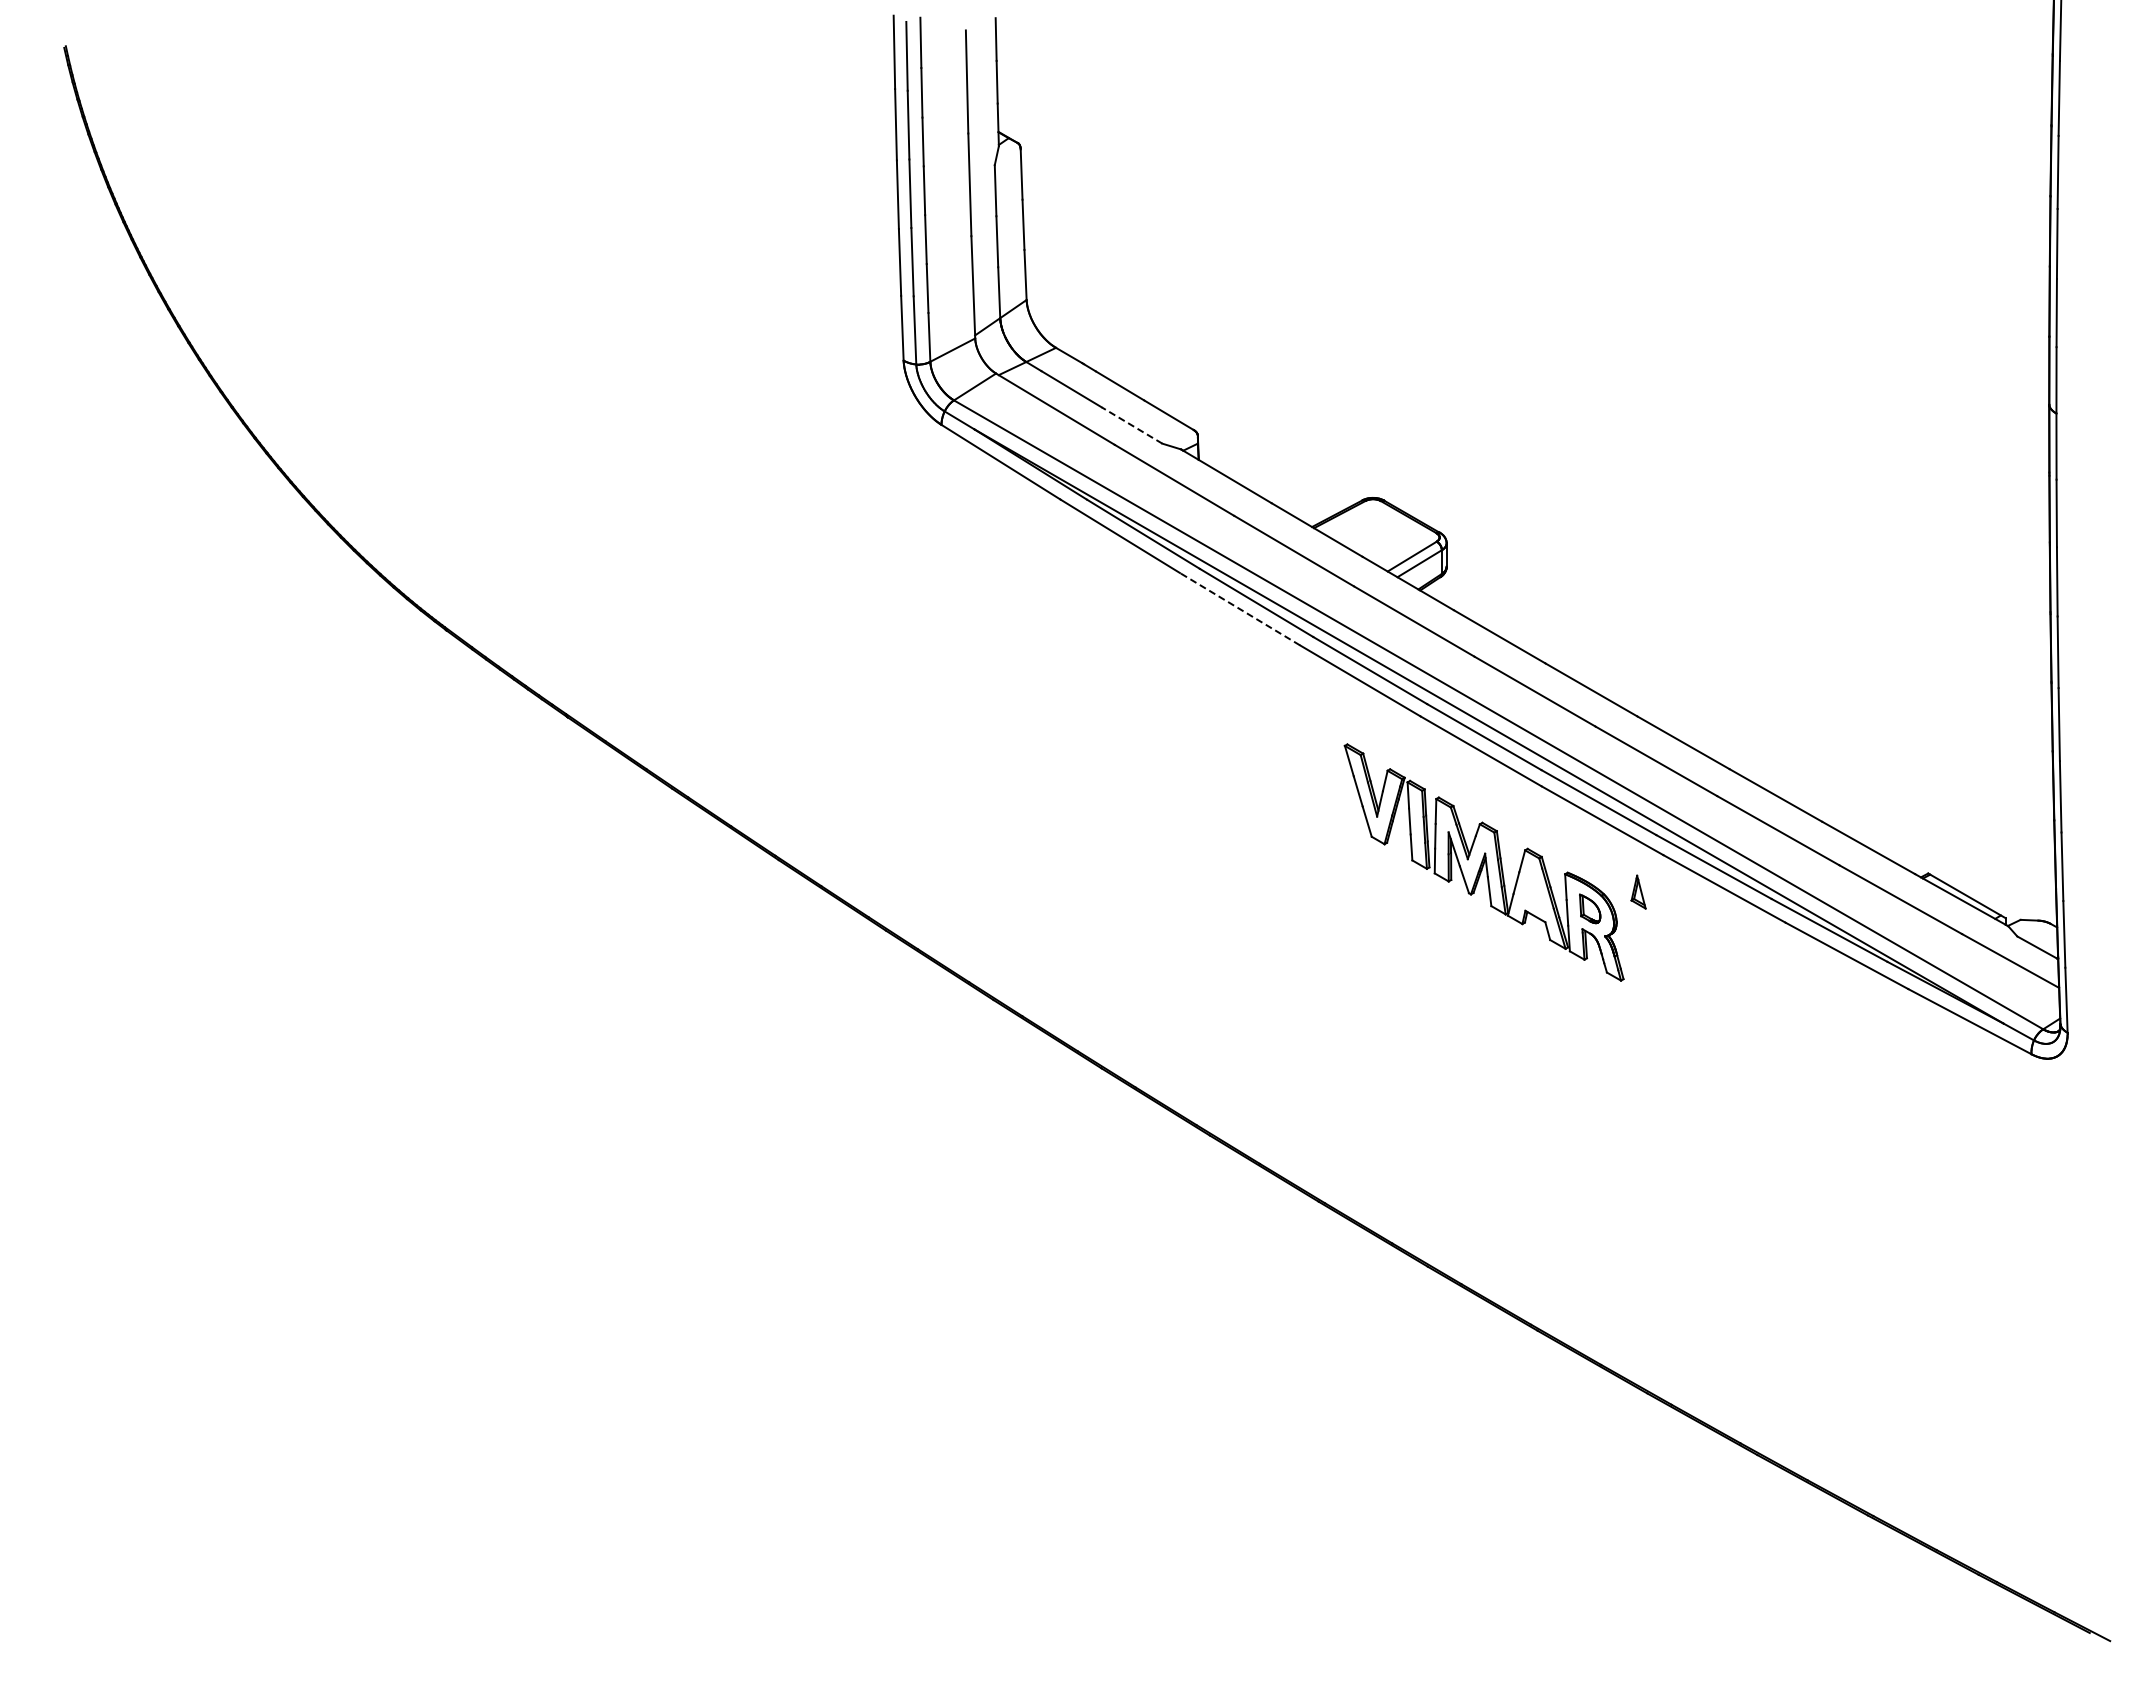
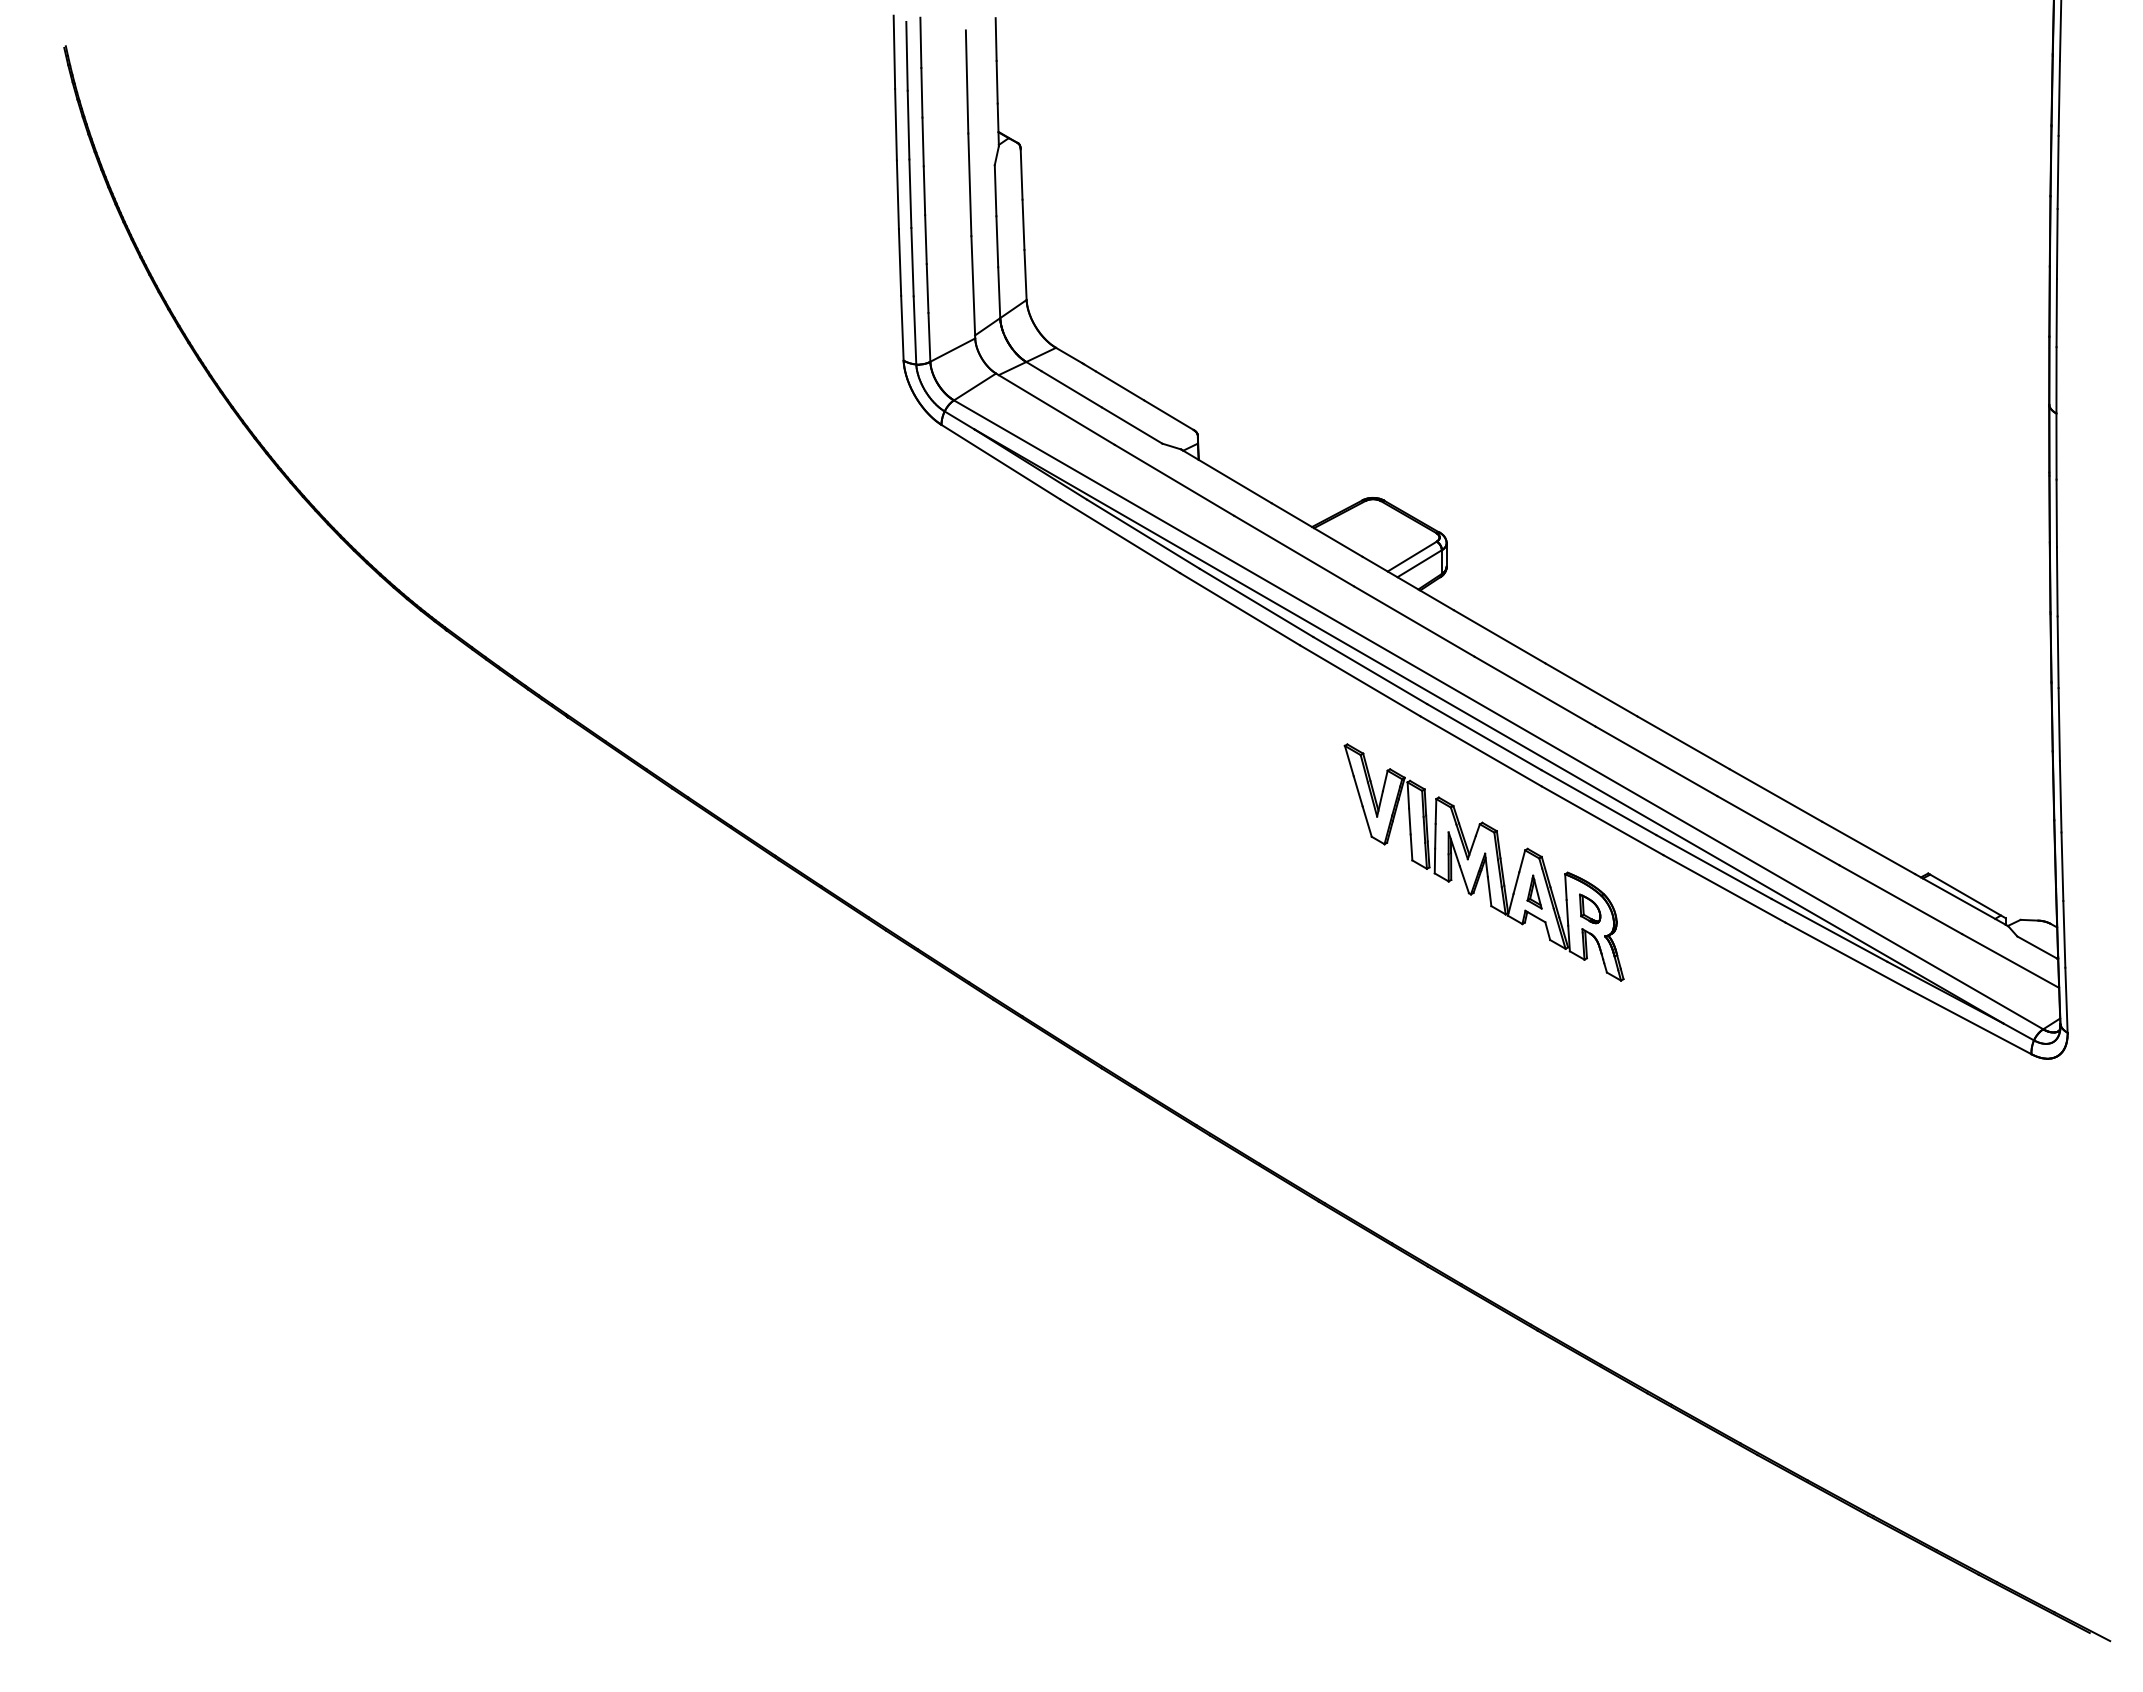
line: dashed -> solid (1131, 425)
line: dashed -> solid (1239, 608)
part position: (1638, 891) -> (1534, 891) (1534, 891)
